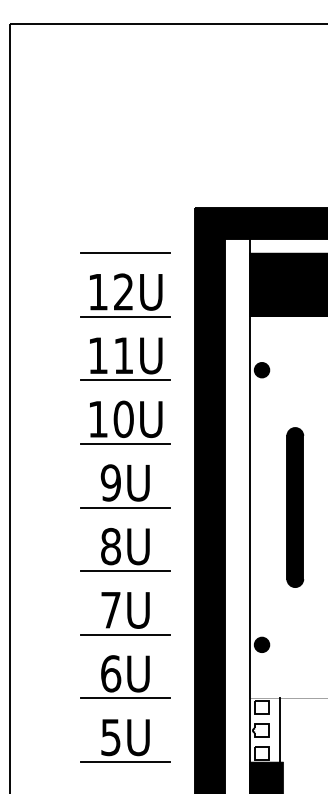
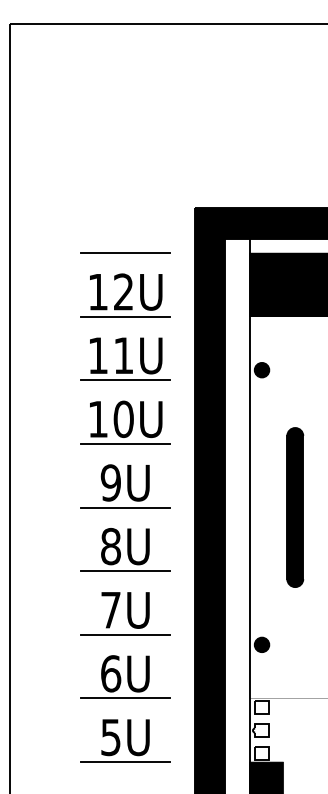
line: present -> none (280, 730)
